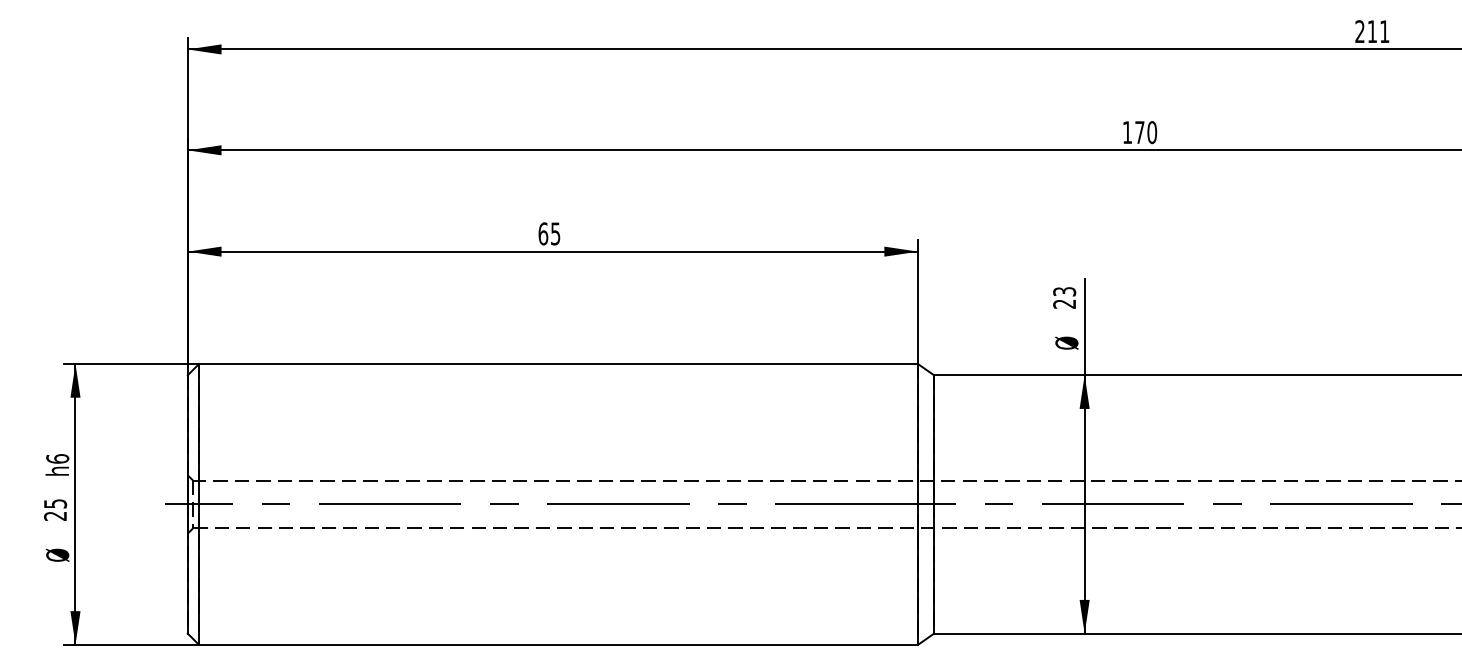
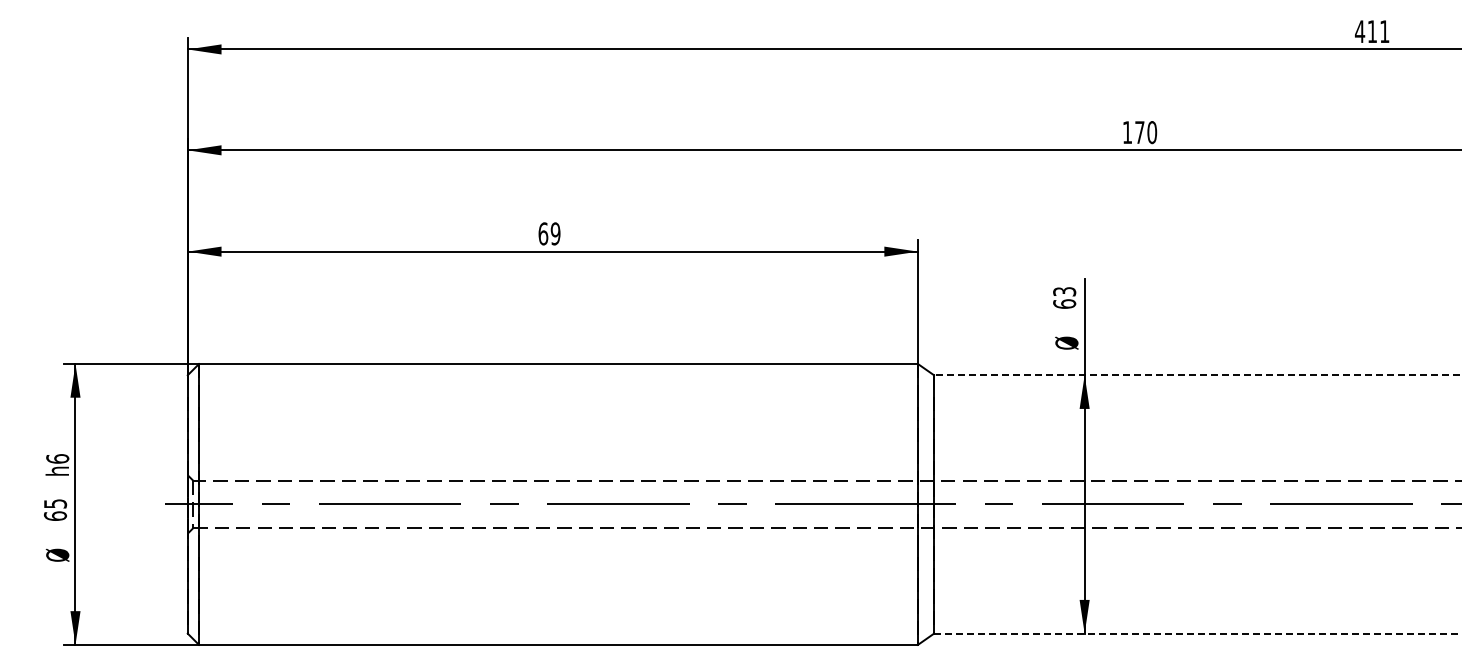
text: 211 -> 411 (1359, 31)
text: 65 -> 69 (555, 233)
text: 23 -> 63 (1064, 303)
line: solid -> dashed (1197, 375)
text: 25 -> 65 (55, 515)
line: solid -> dashed (1197, 633)
